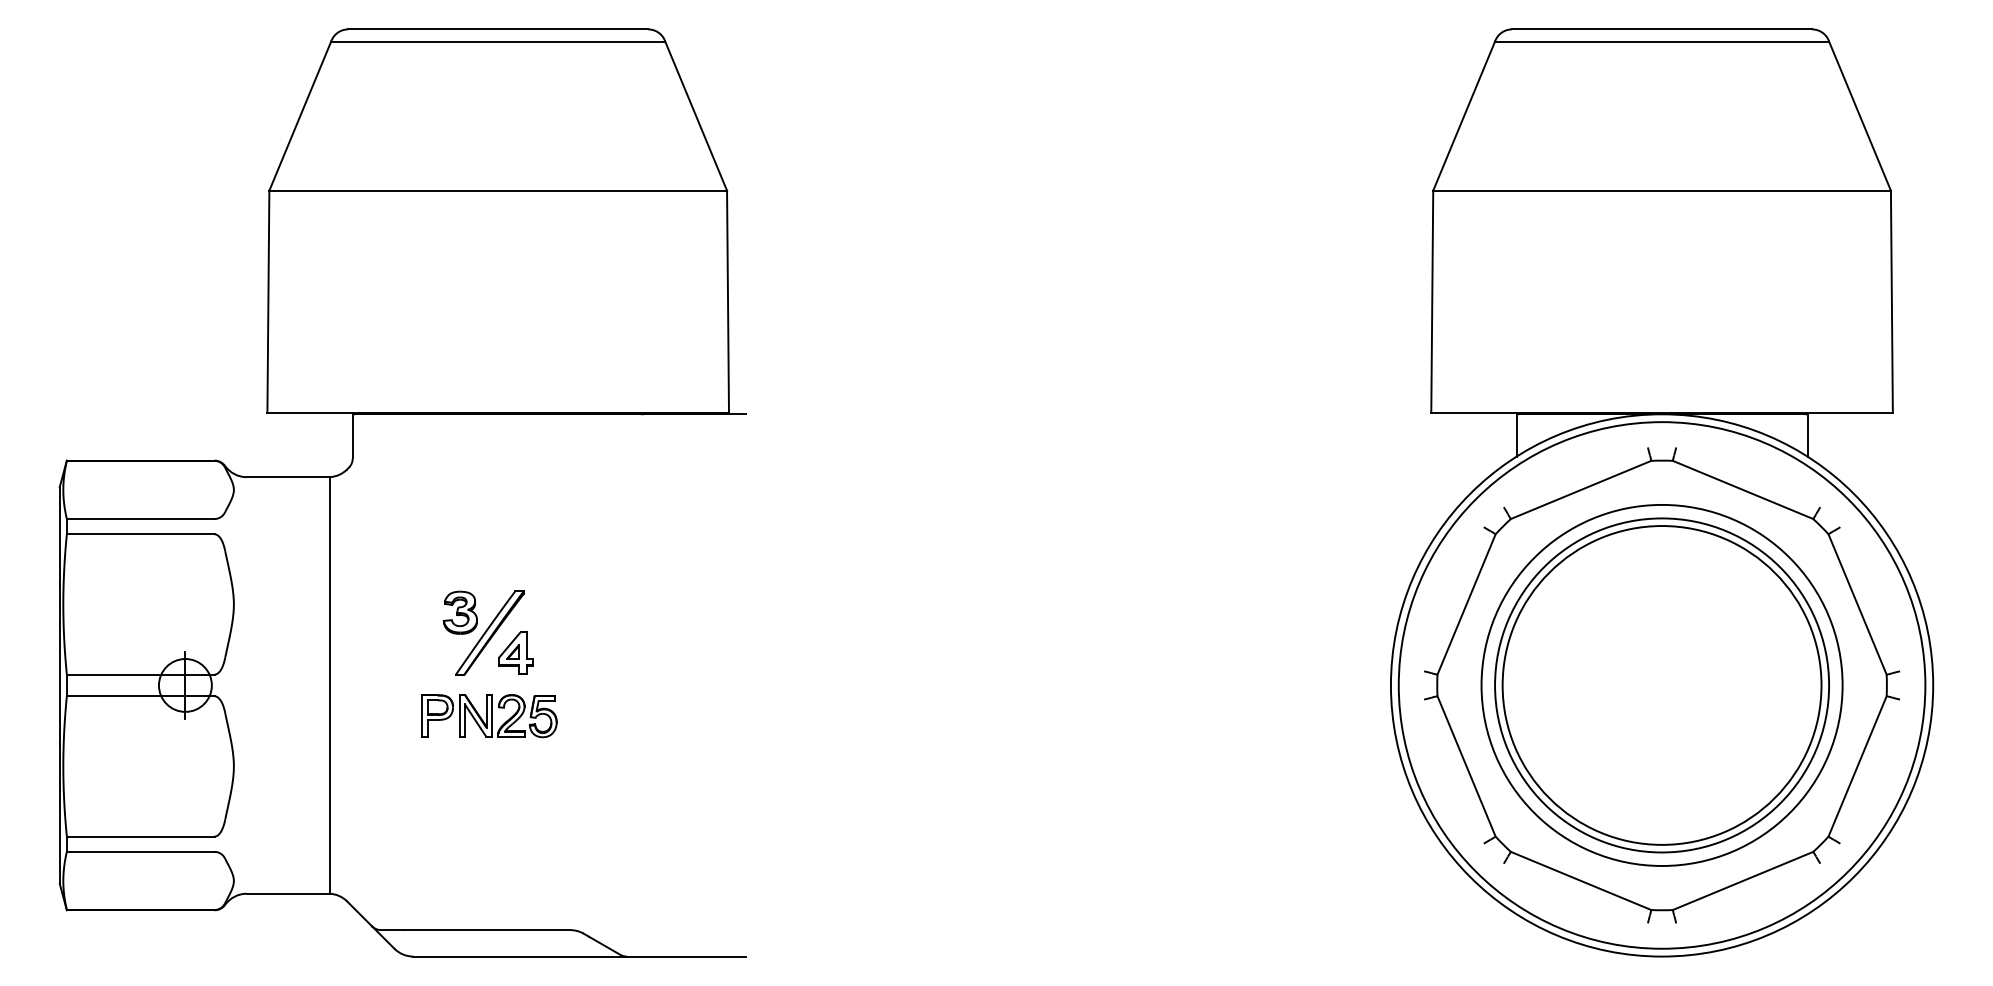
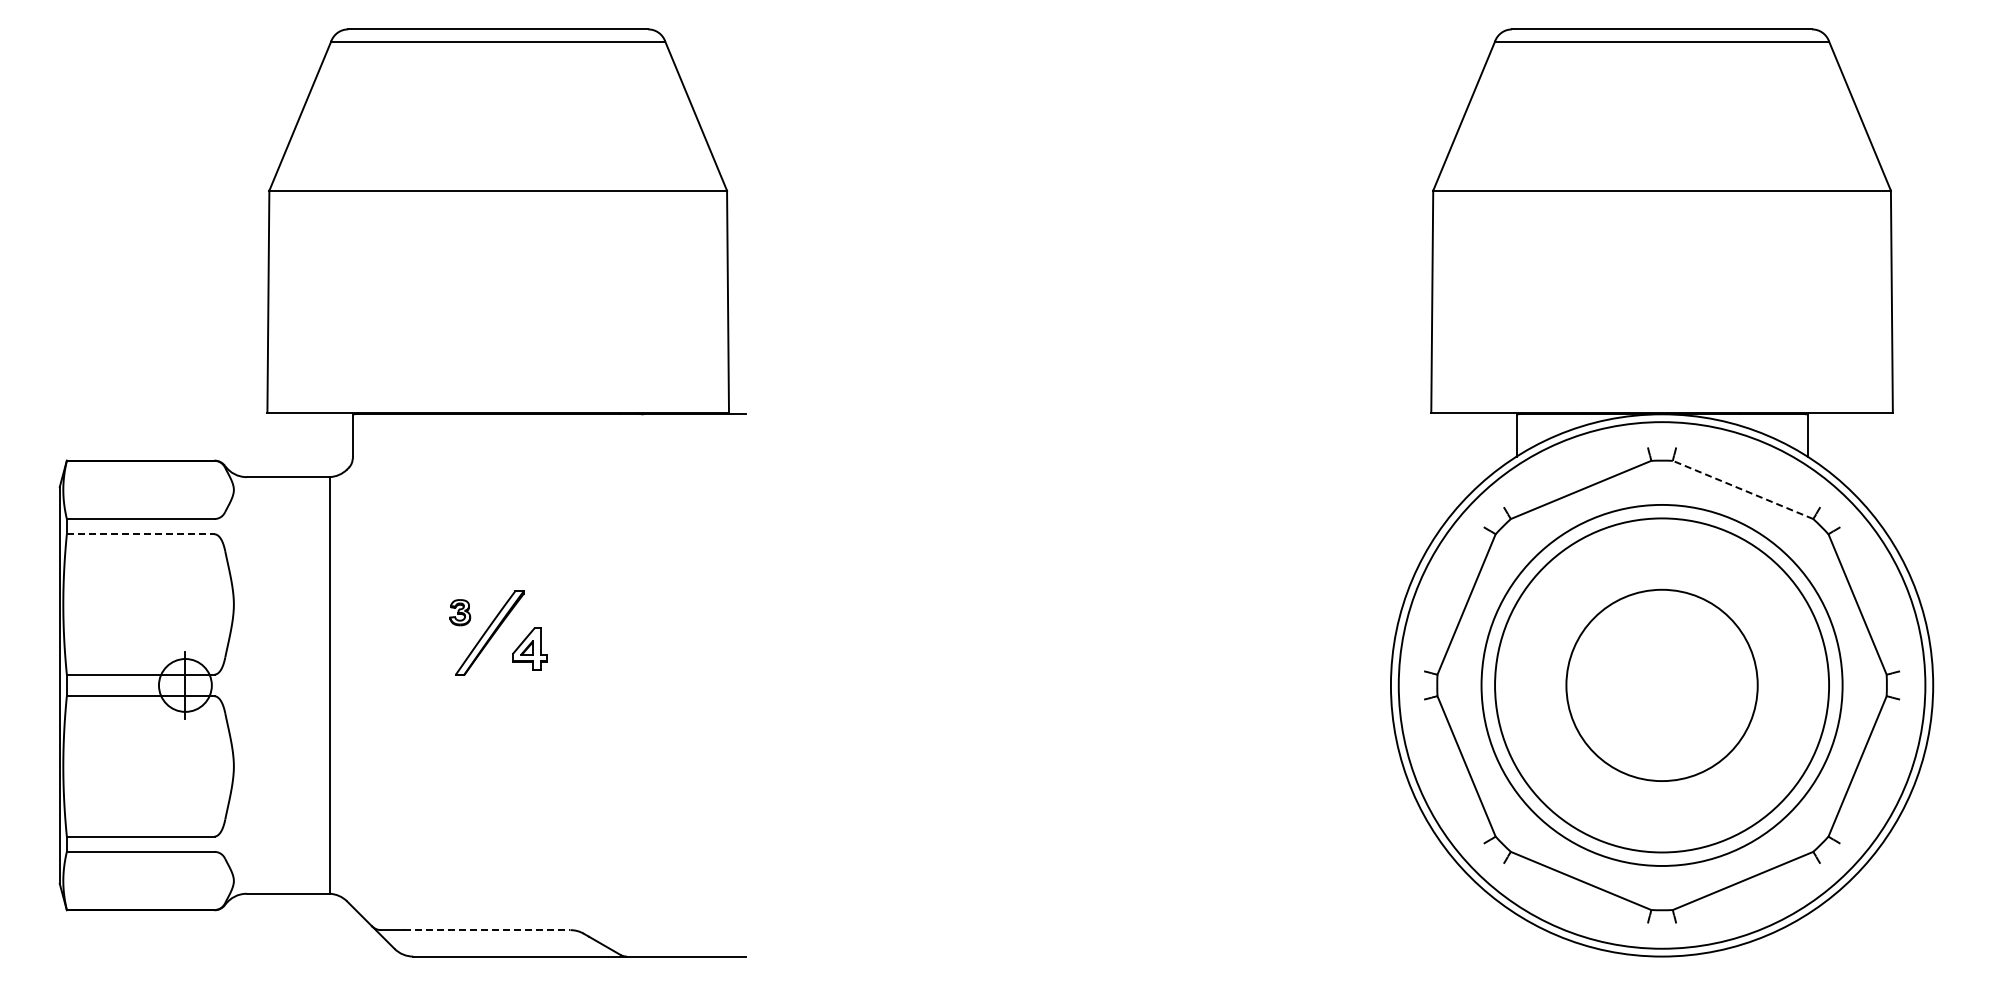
line: solid -> dashed (1743, 489)
line: solid -> dashed (140, 534)
part size: 36x45 px -> 23x28 px (460, 612)
part position: (515, 652) -> (529, 648) (529, 648)
circle diameter: 319 px -> 191 px (1661, 685)
part: present -> none (489, 716)
line: solid -> dashed (487, 930)
